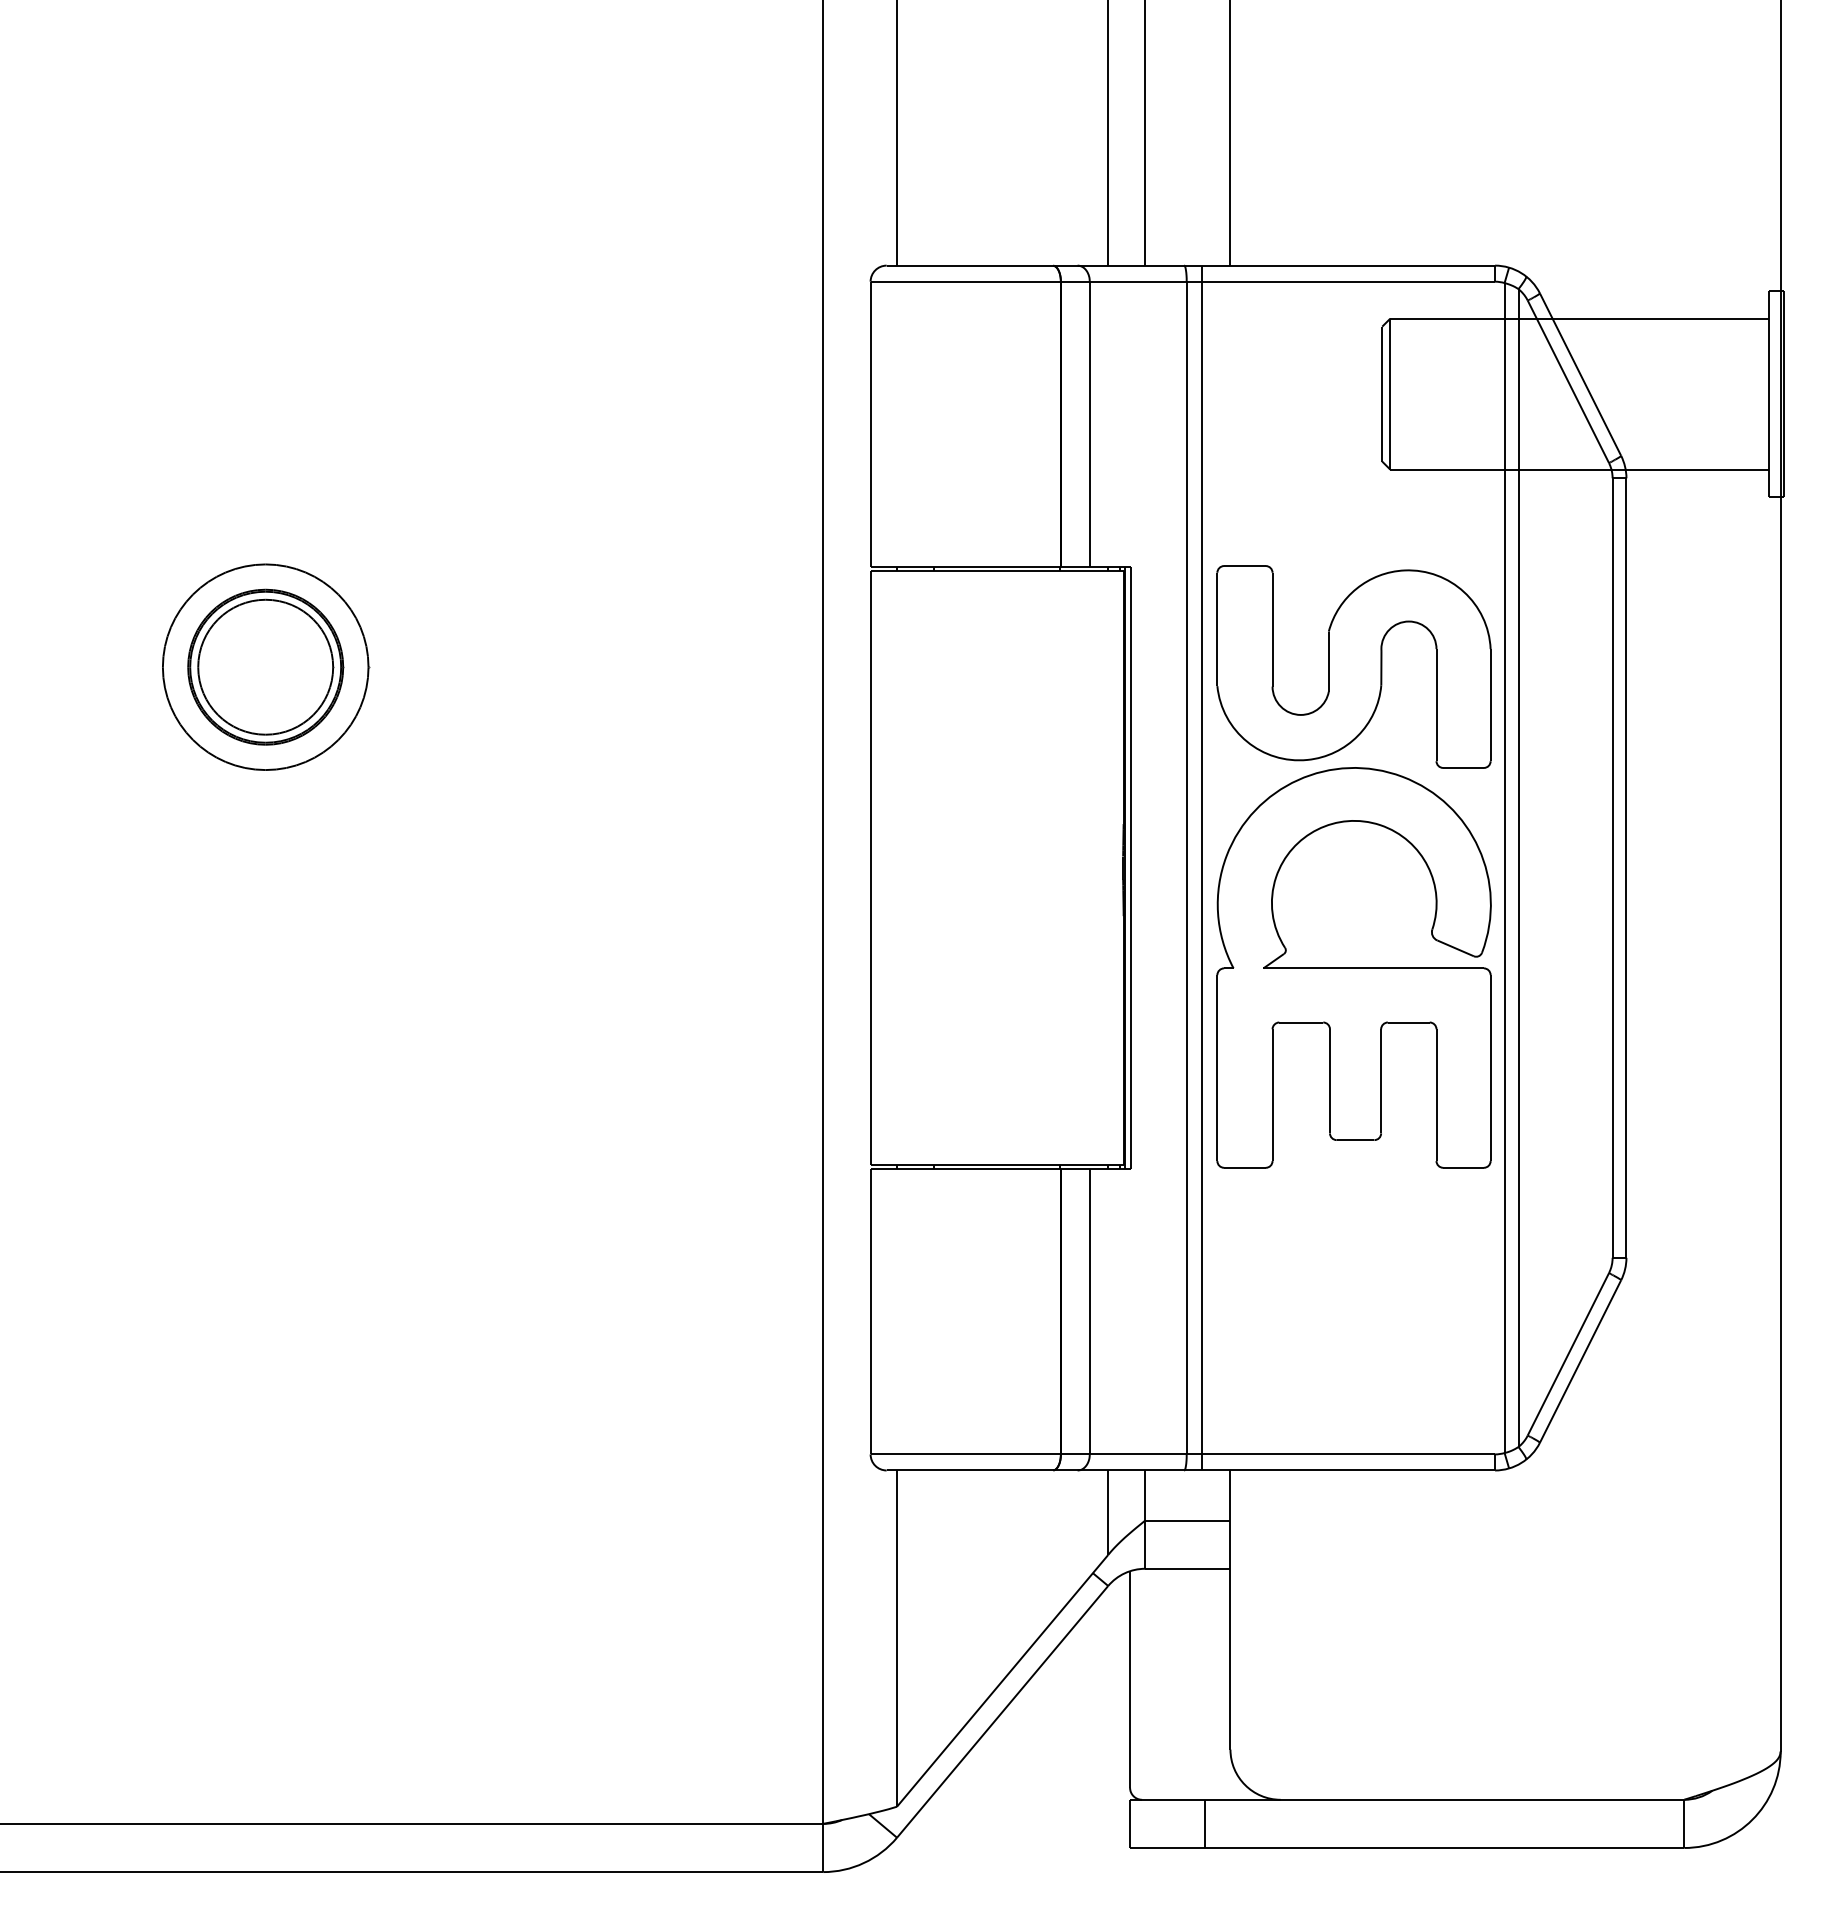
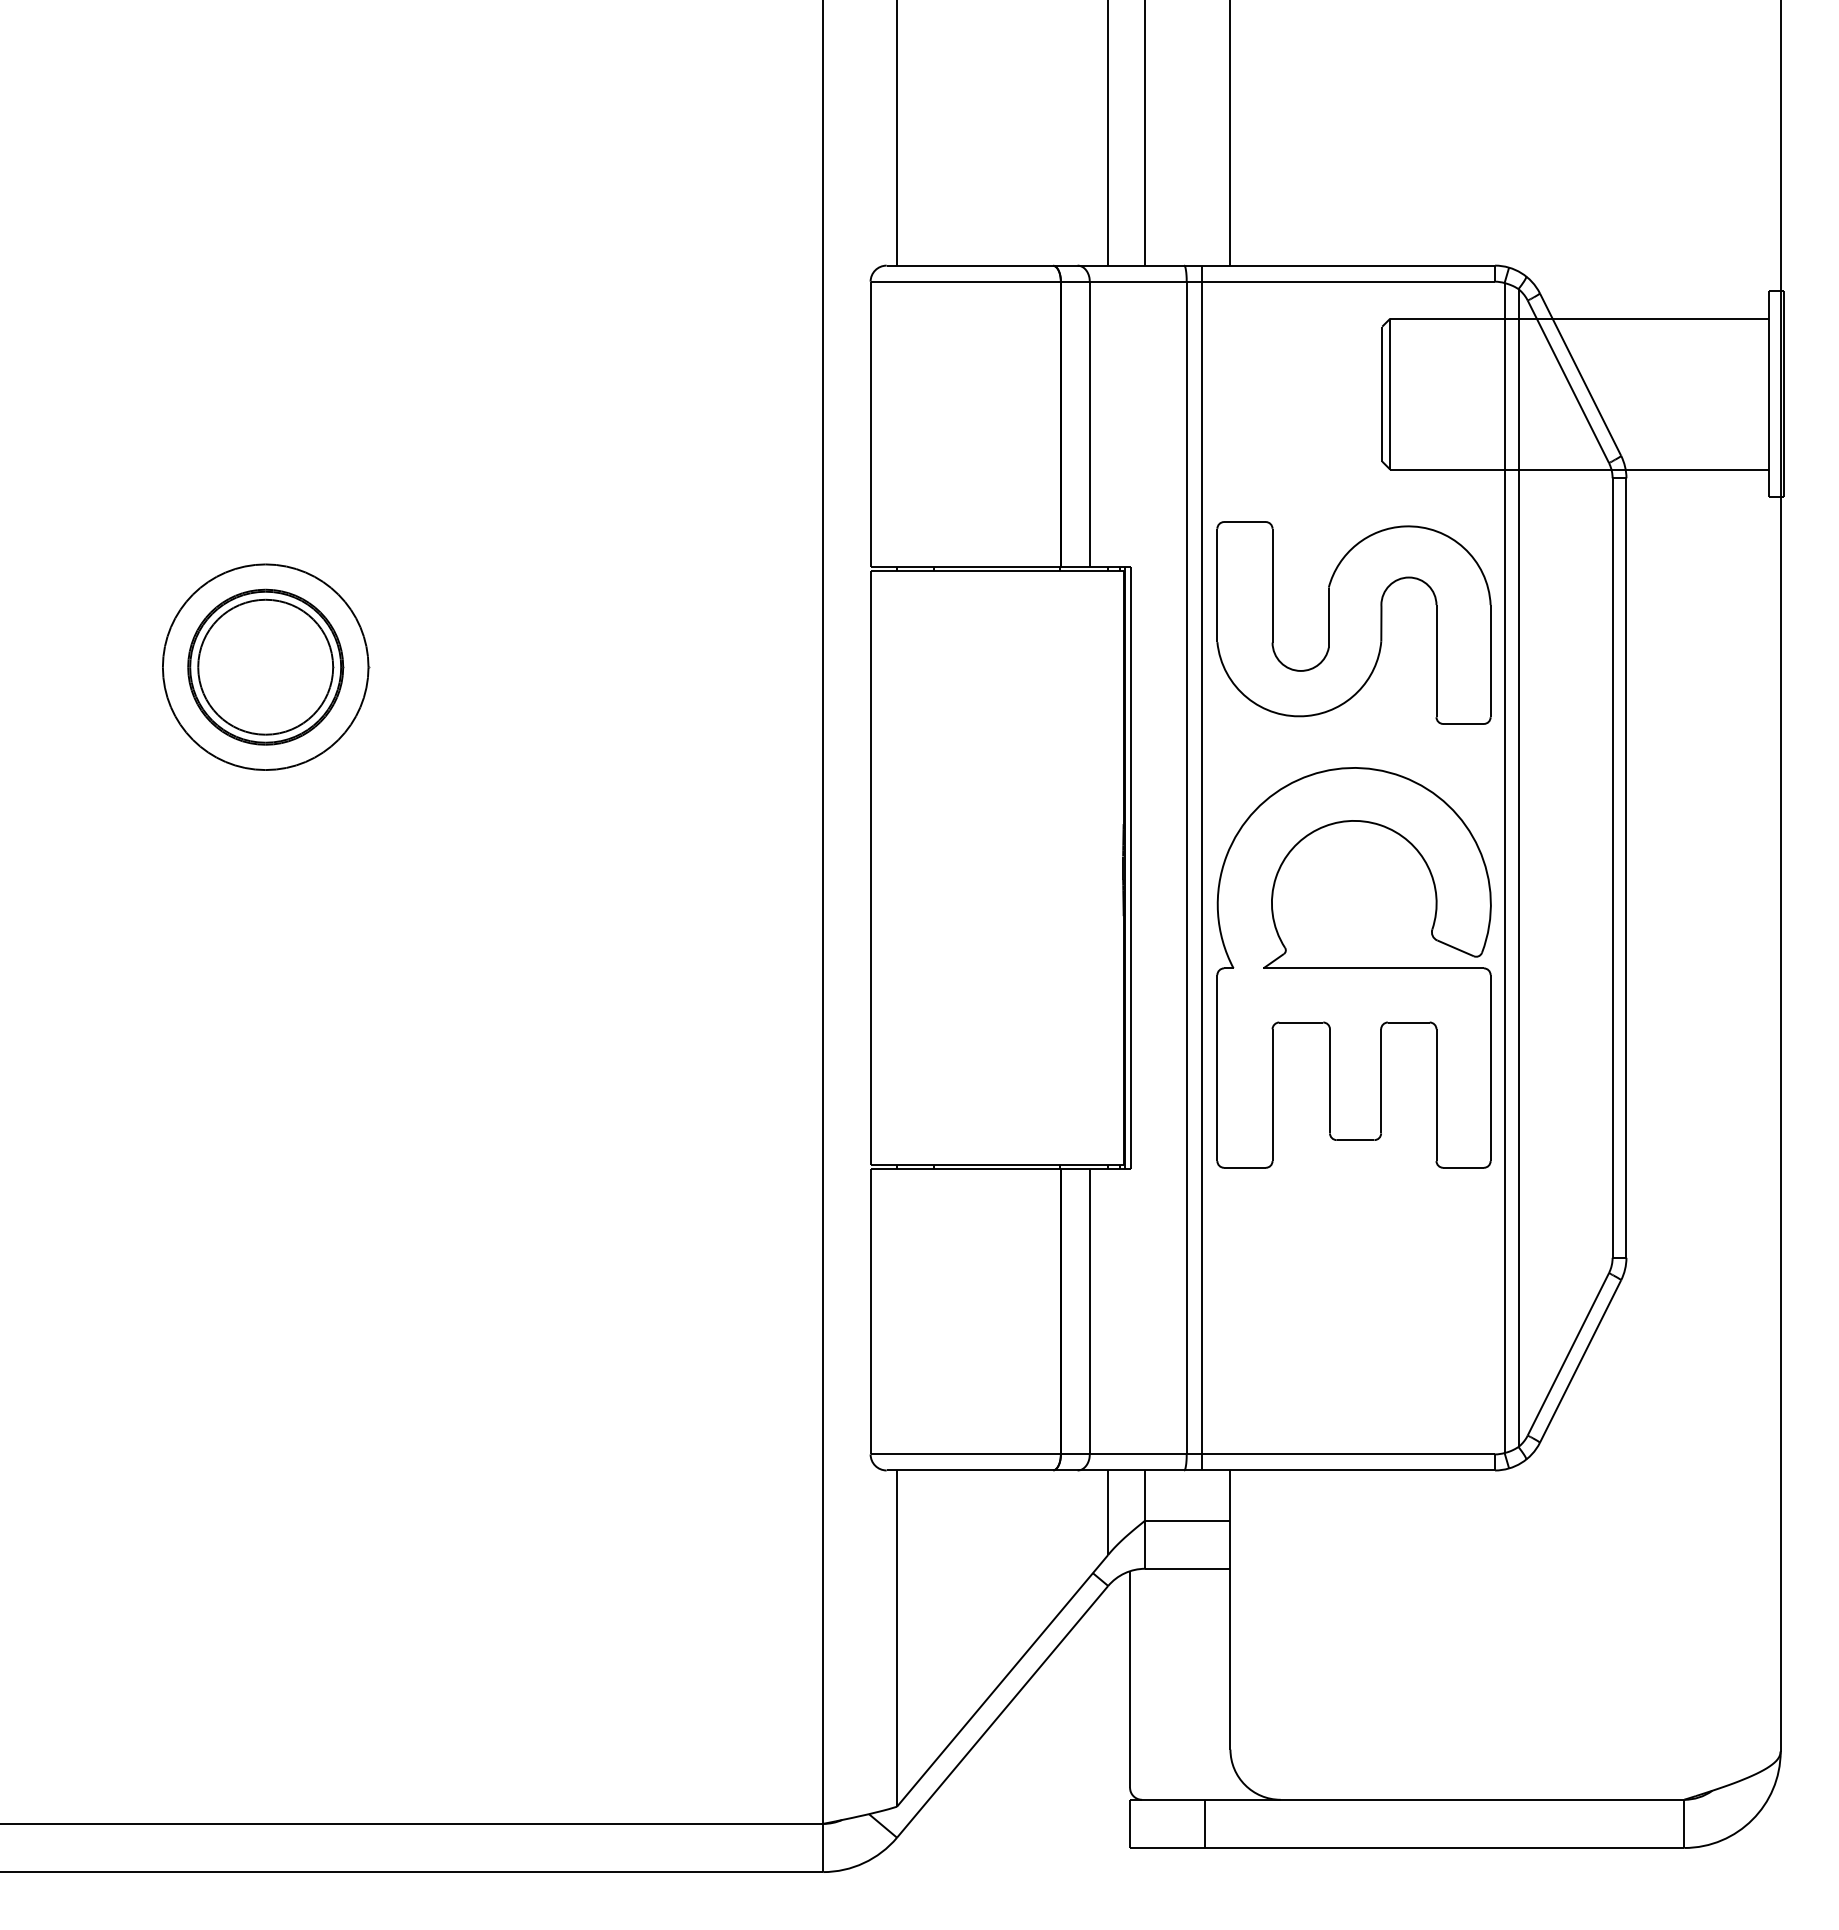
part position: (1353, 666) -> (1353, 622) (1353, 622)
